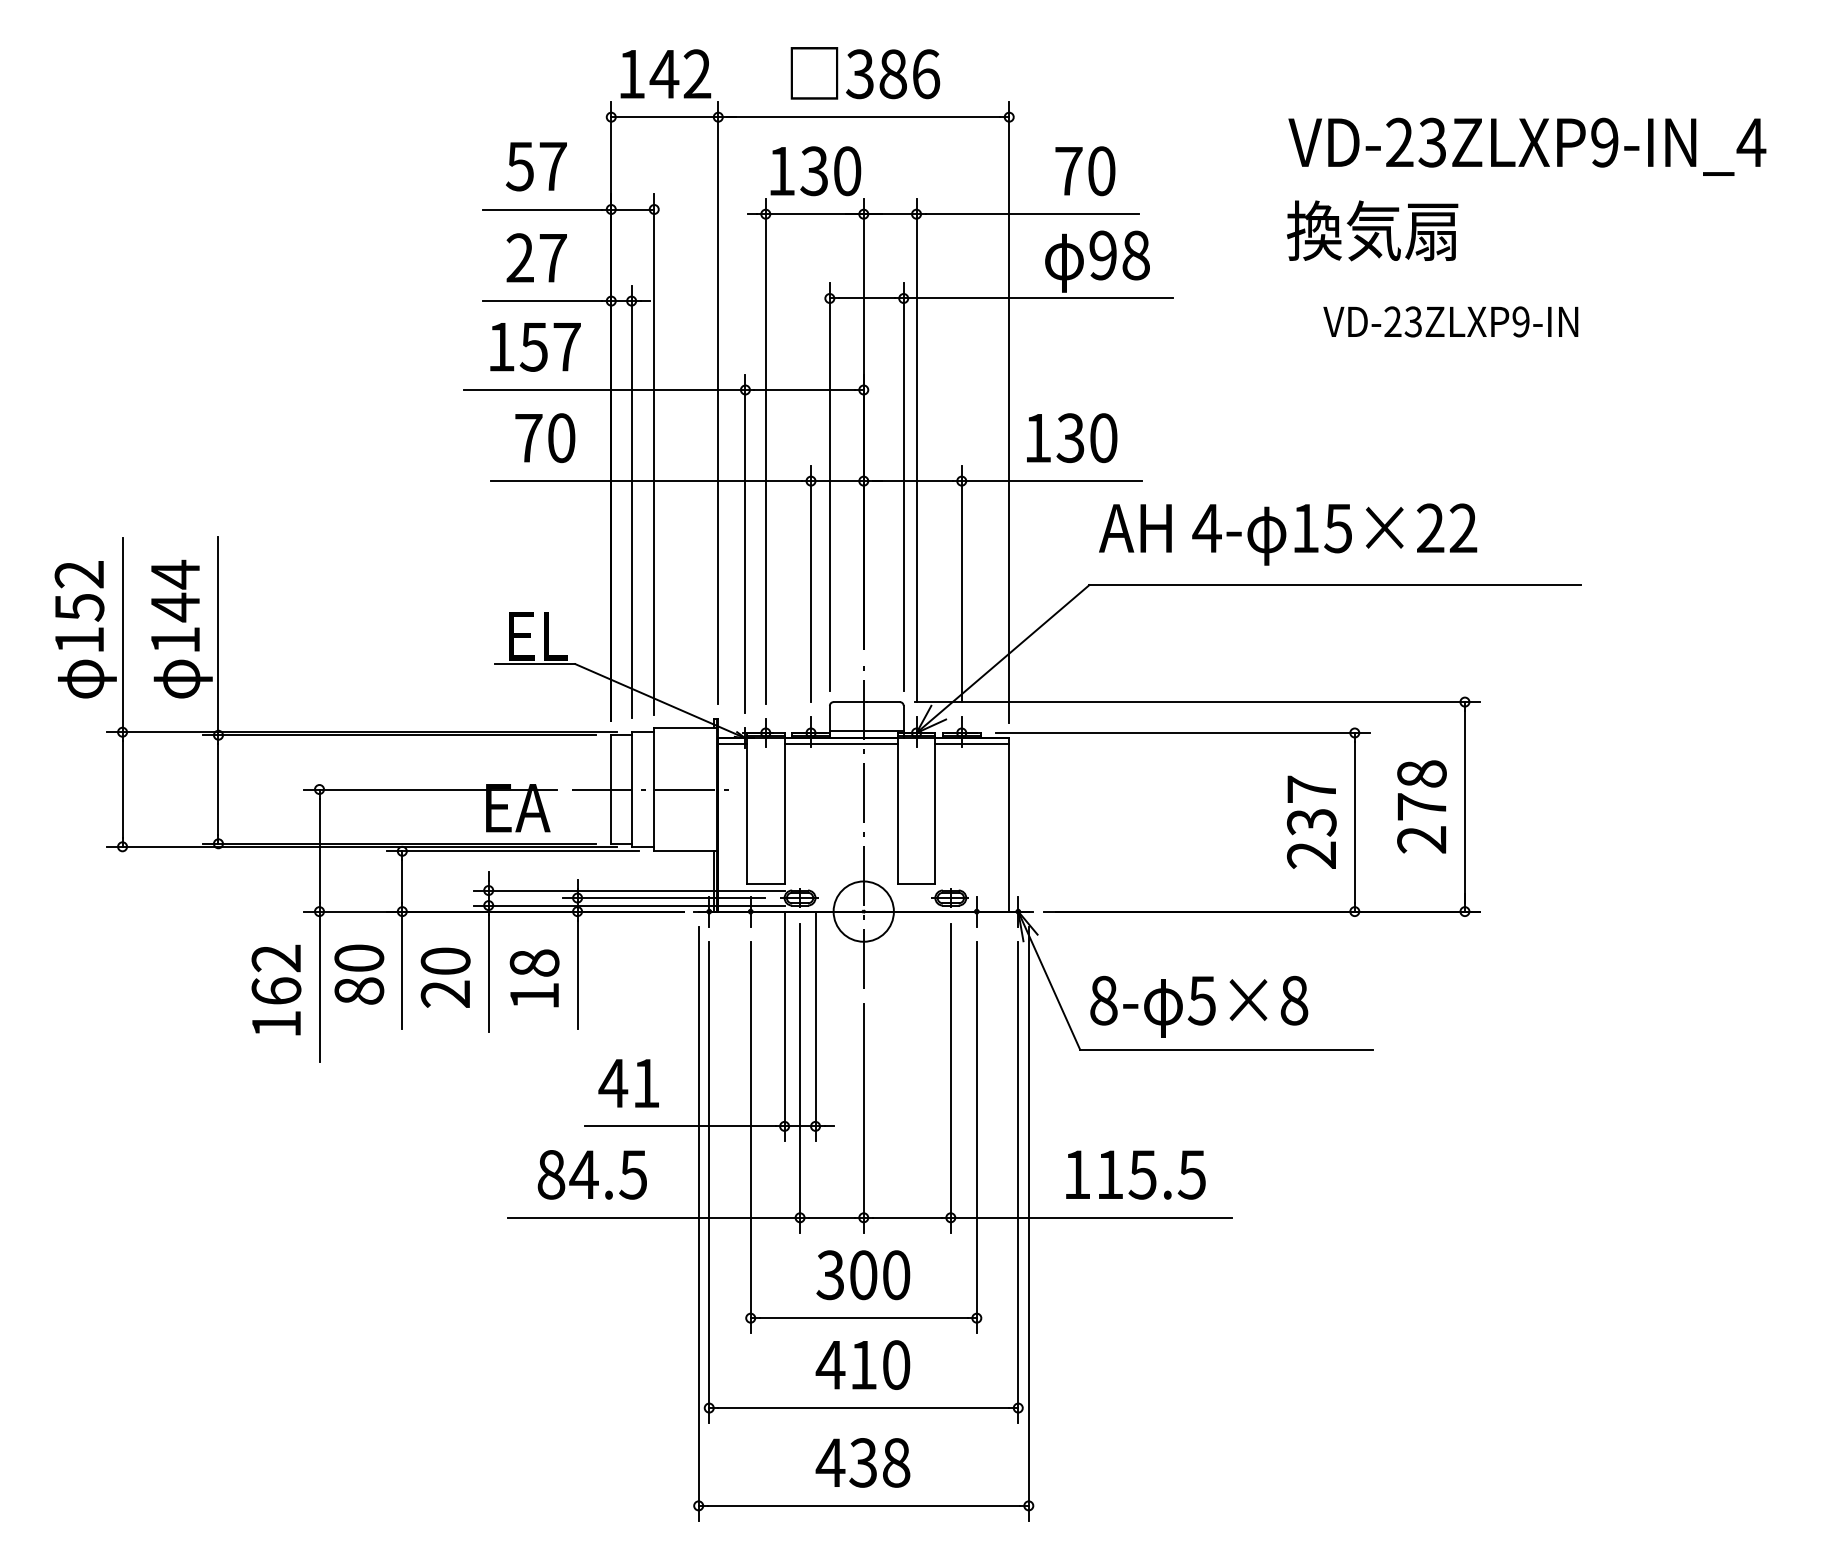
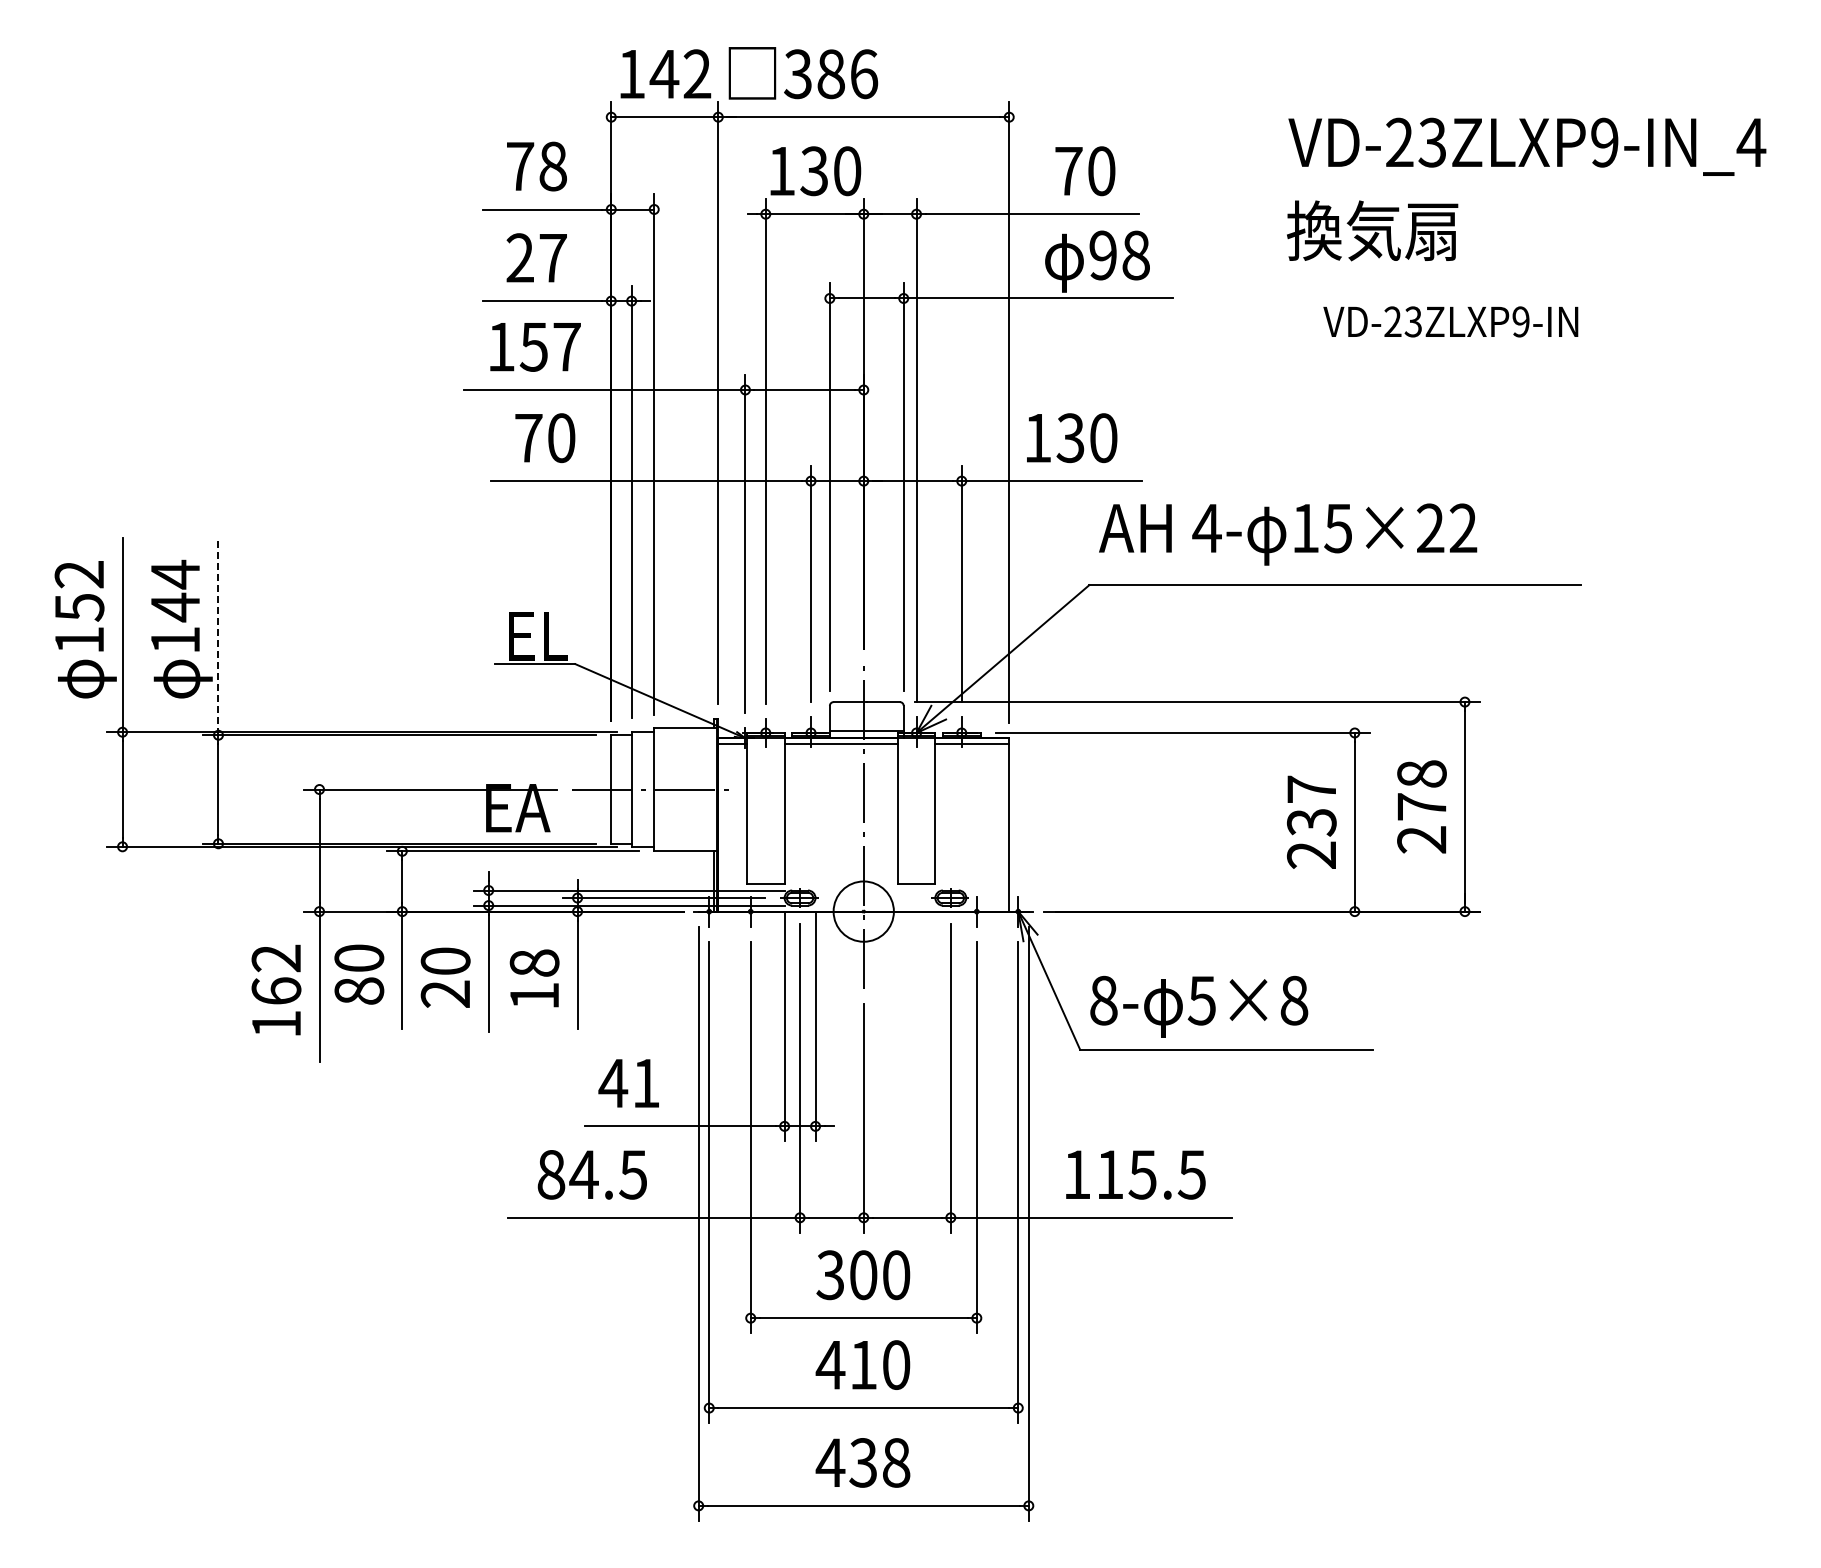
text position: (865, 73) -> (803, 73) (803, 73)
text: 57 -> 78 (536, 166)
line: solid -> dashed (218, 635)
